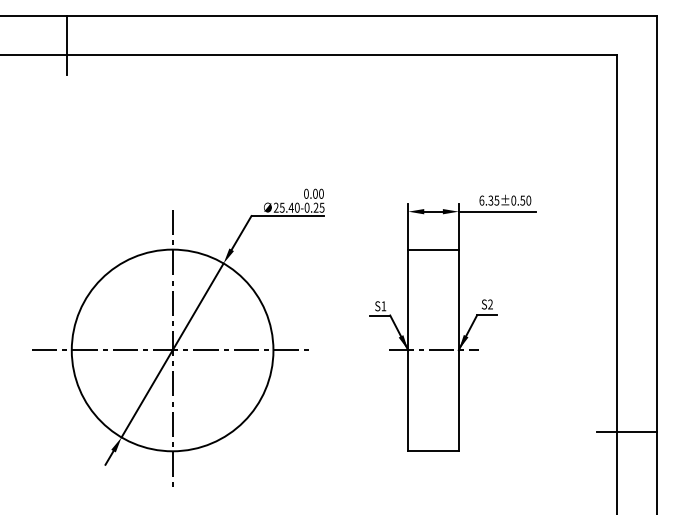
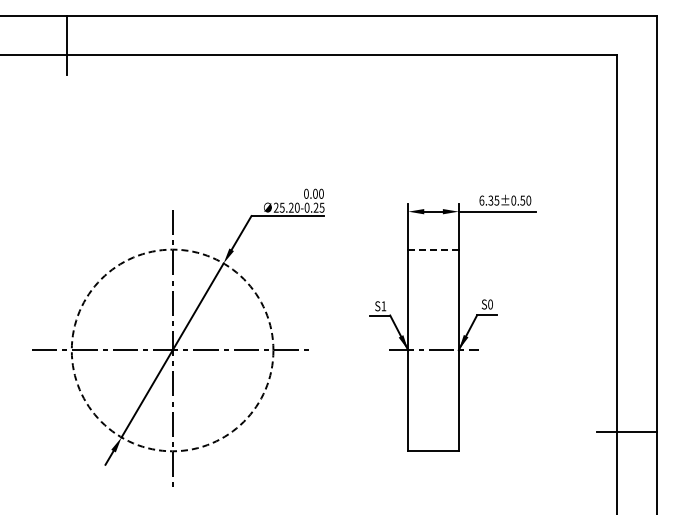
text: 25.40 -> 25.20 (290, 207)
line: solid -> dashed (434, 249)
text: S2 -> S0 (490, 304)
circle: solid -> dashed (172, 350)
